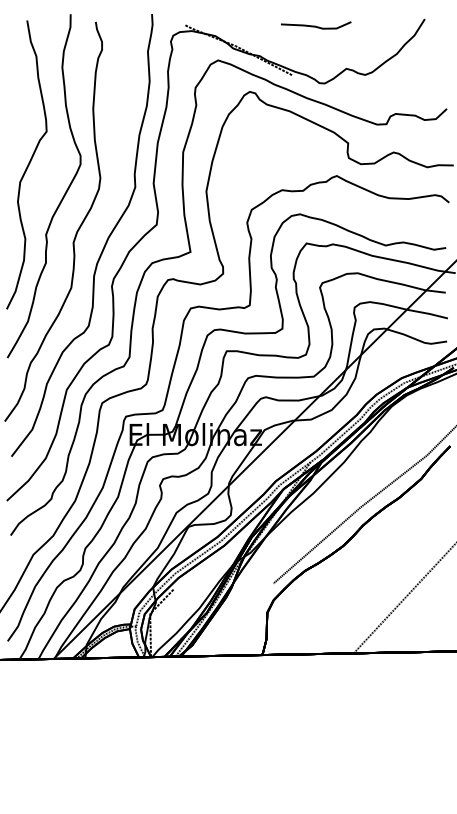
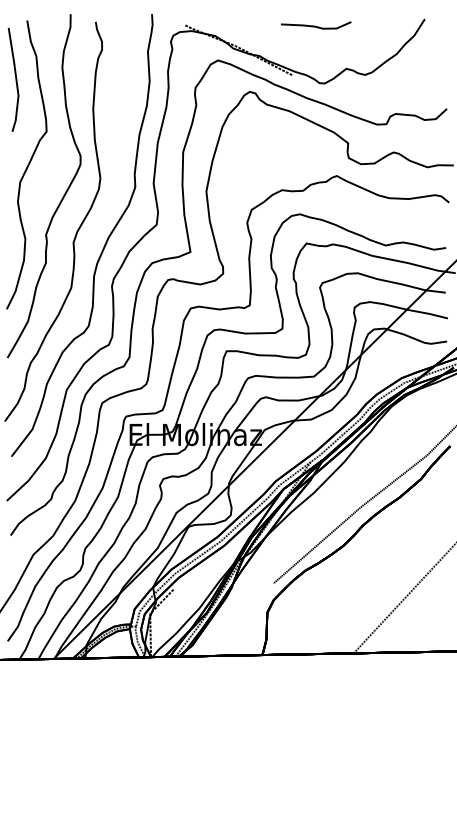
part: none -> present (13, 79)
